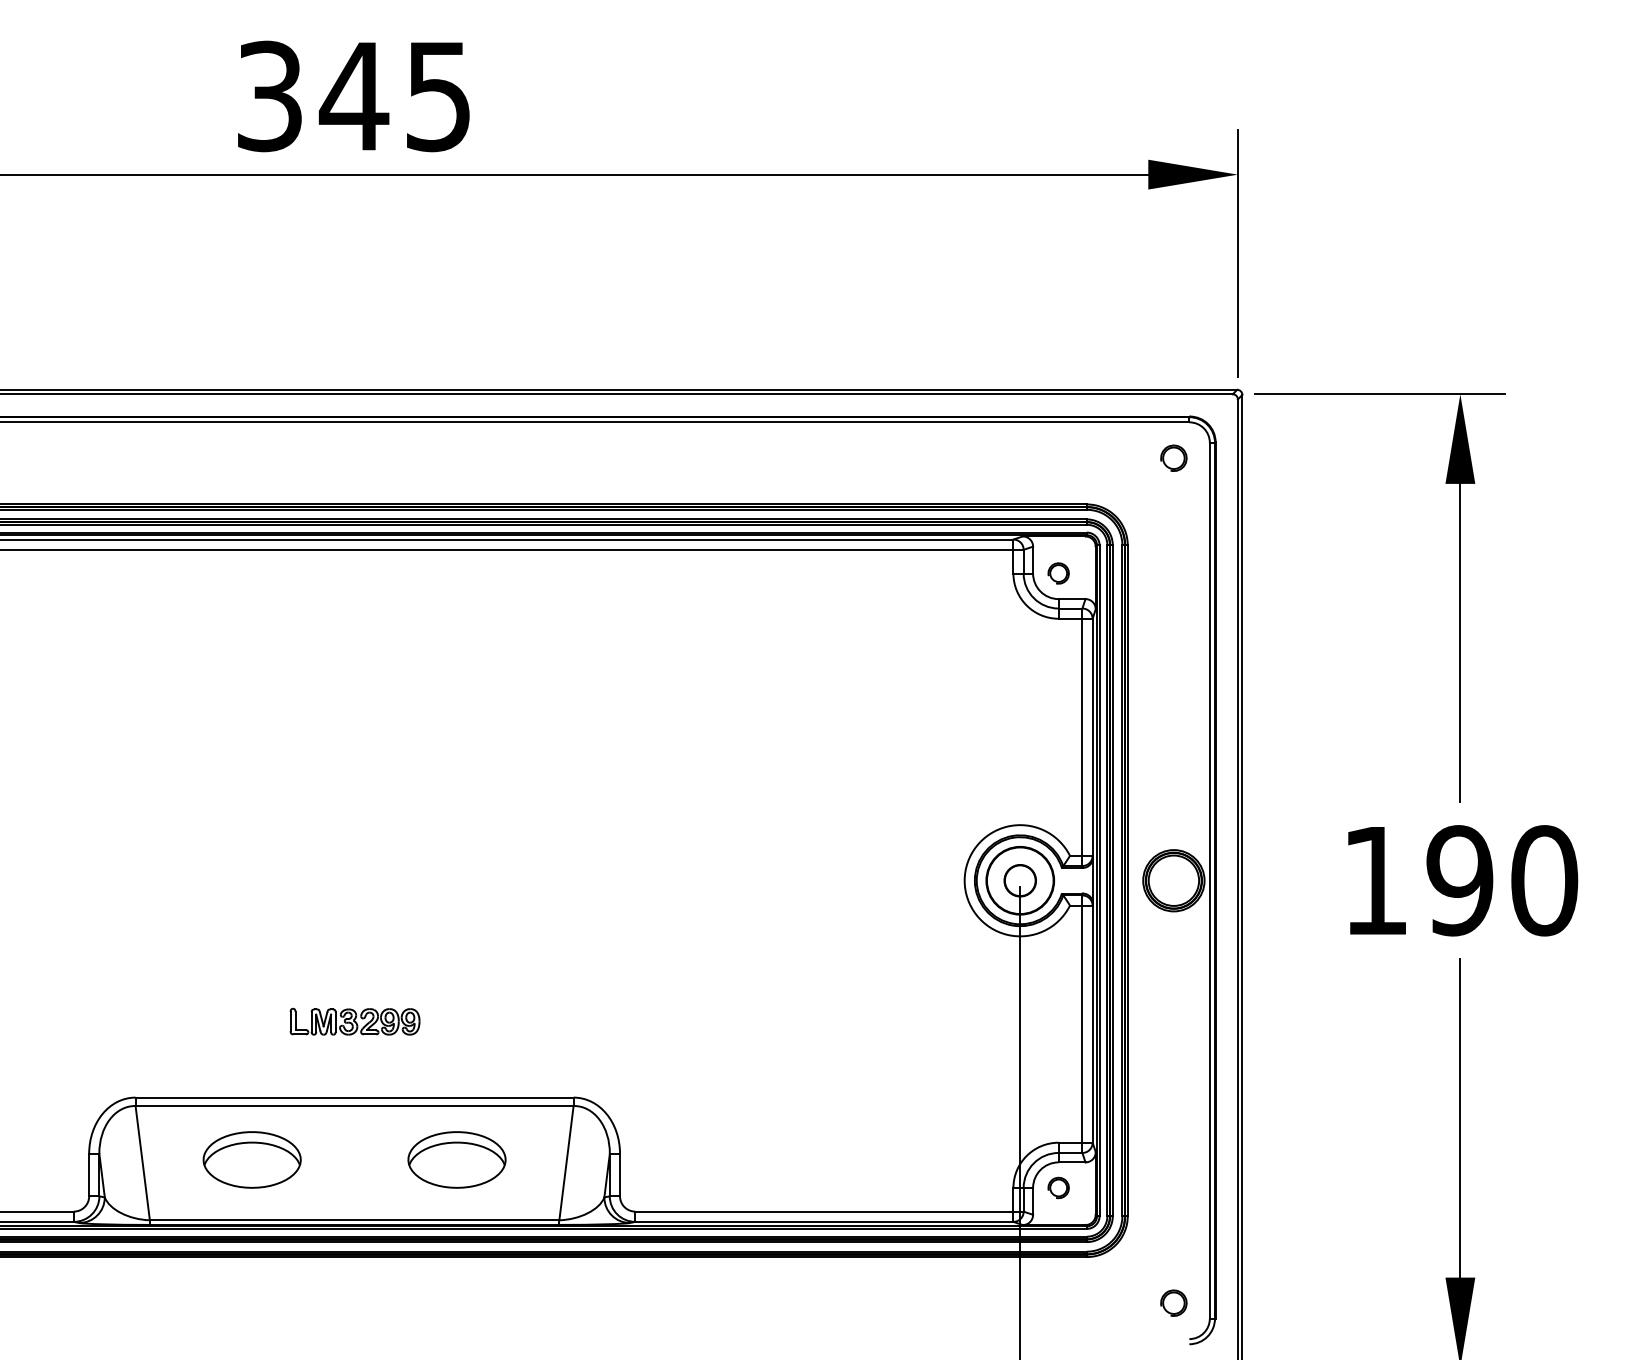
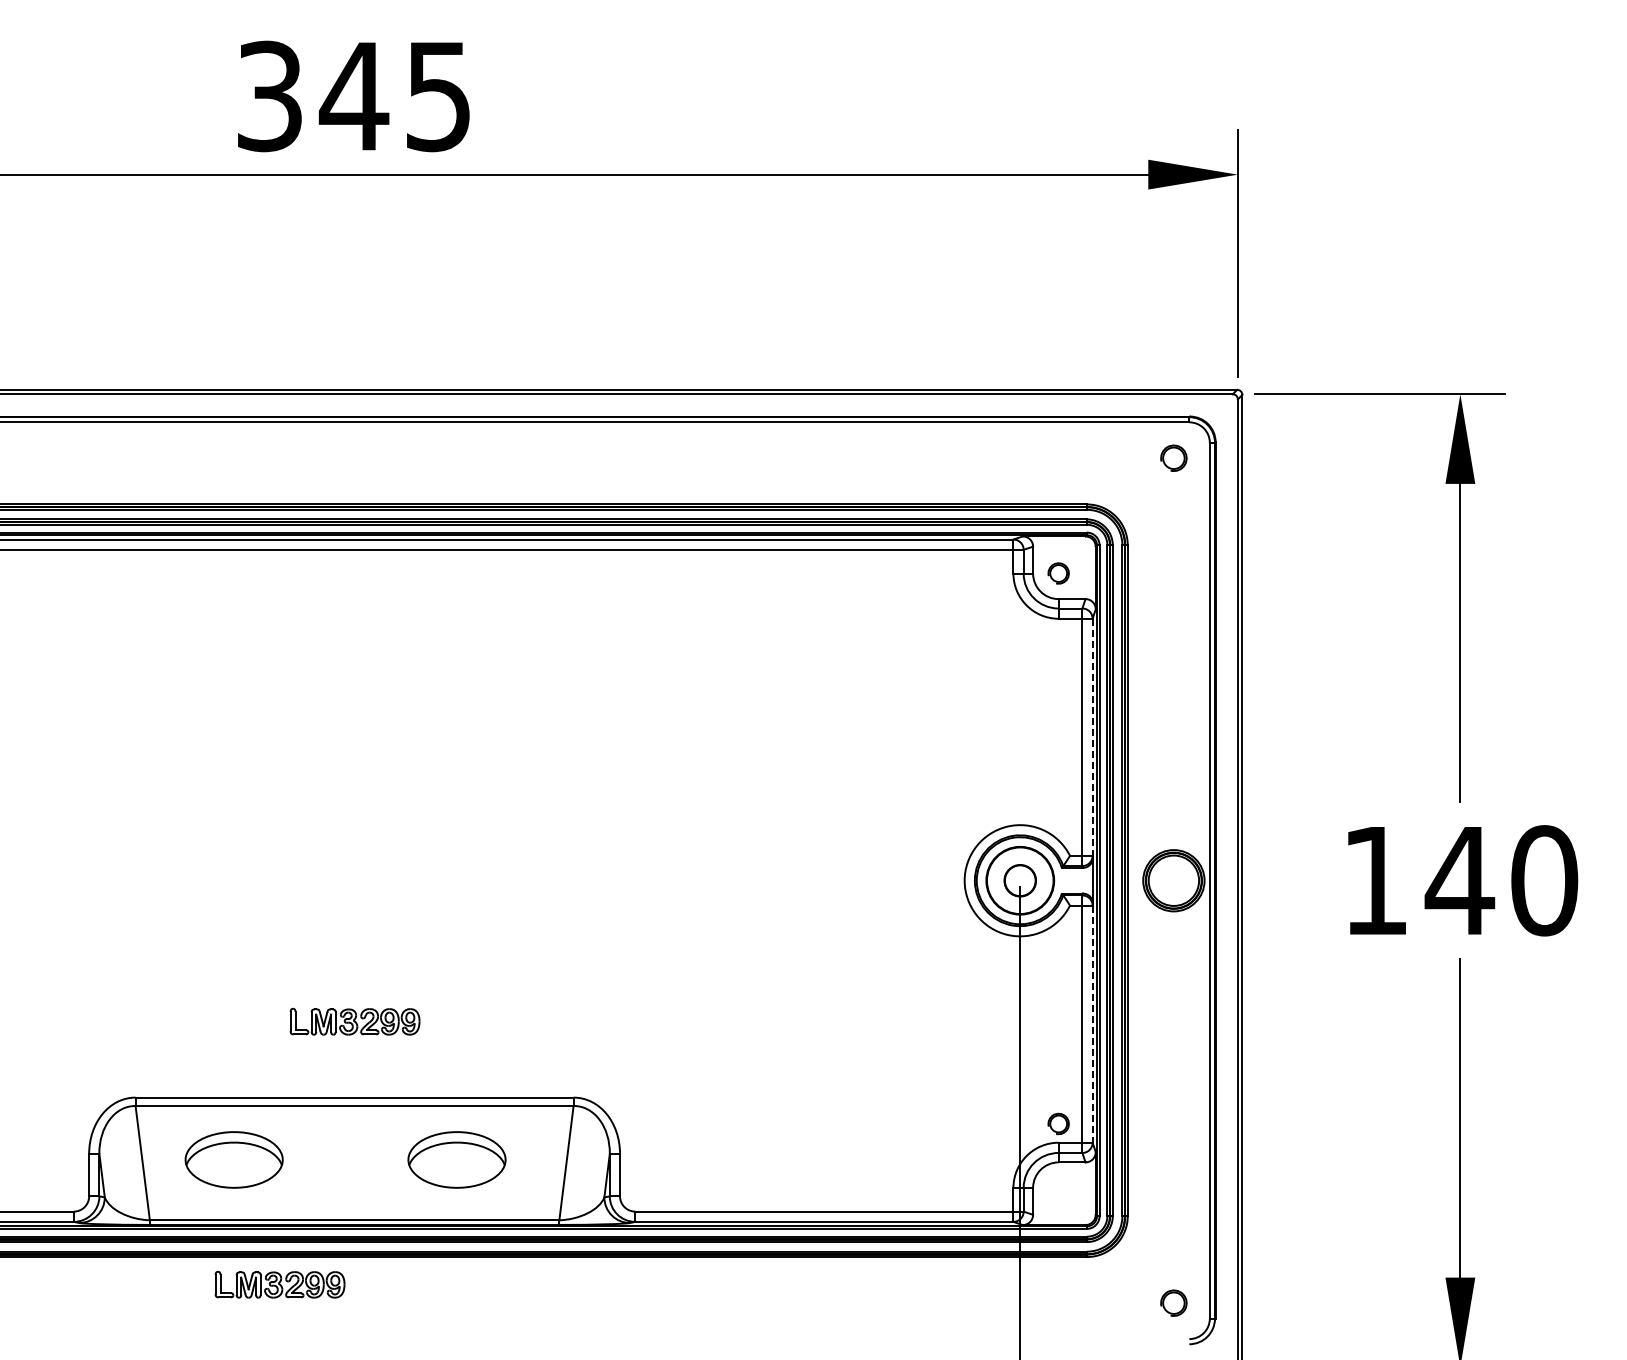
line: solid -> dashed (1092, 737)
text: 190 -> 140 (1459, 880)
line: solid -> dashed (1092, 1024)
part position: (251, 1159) -> (233, 1159) (233, 1159)
part position: (1058, 1187) -> (1058, 1123) (1058, 1123)
part: none -> present (279, 1284)
